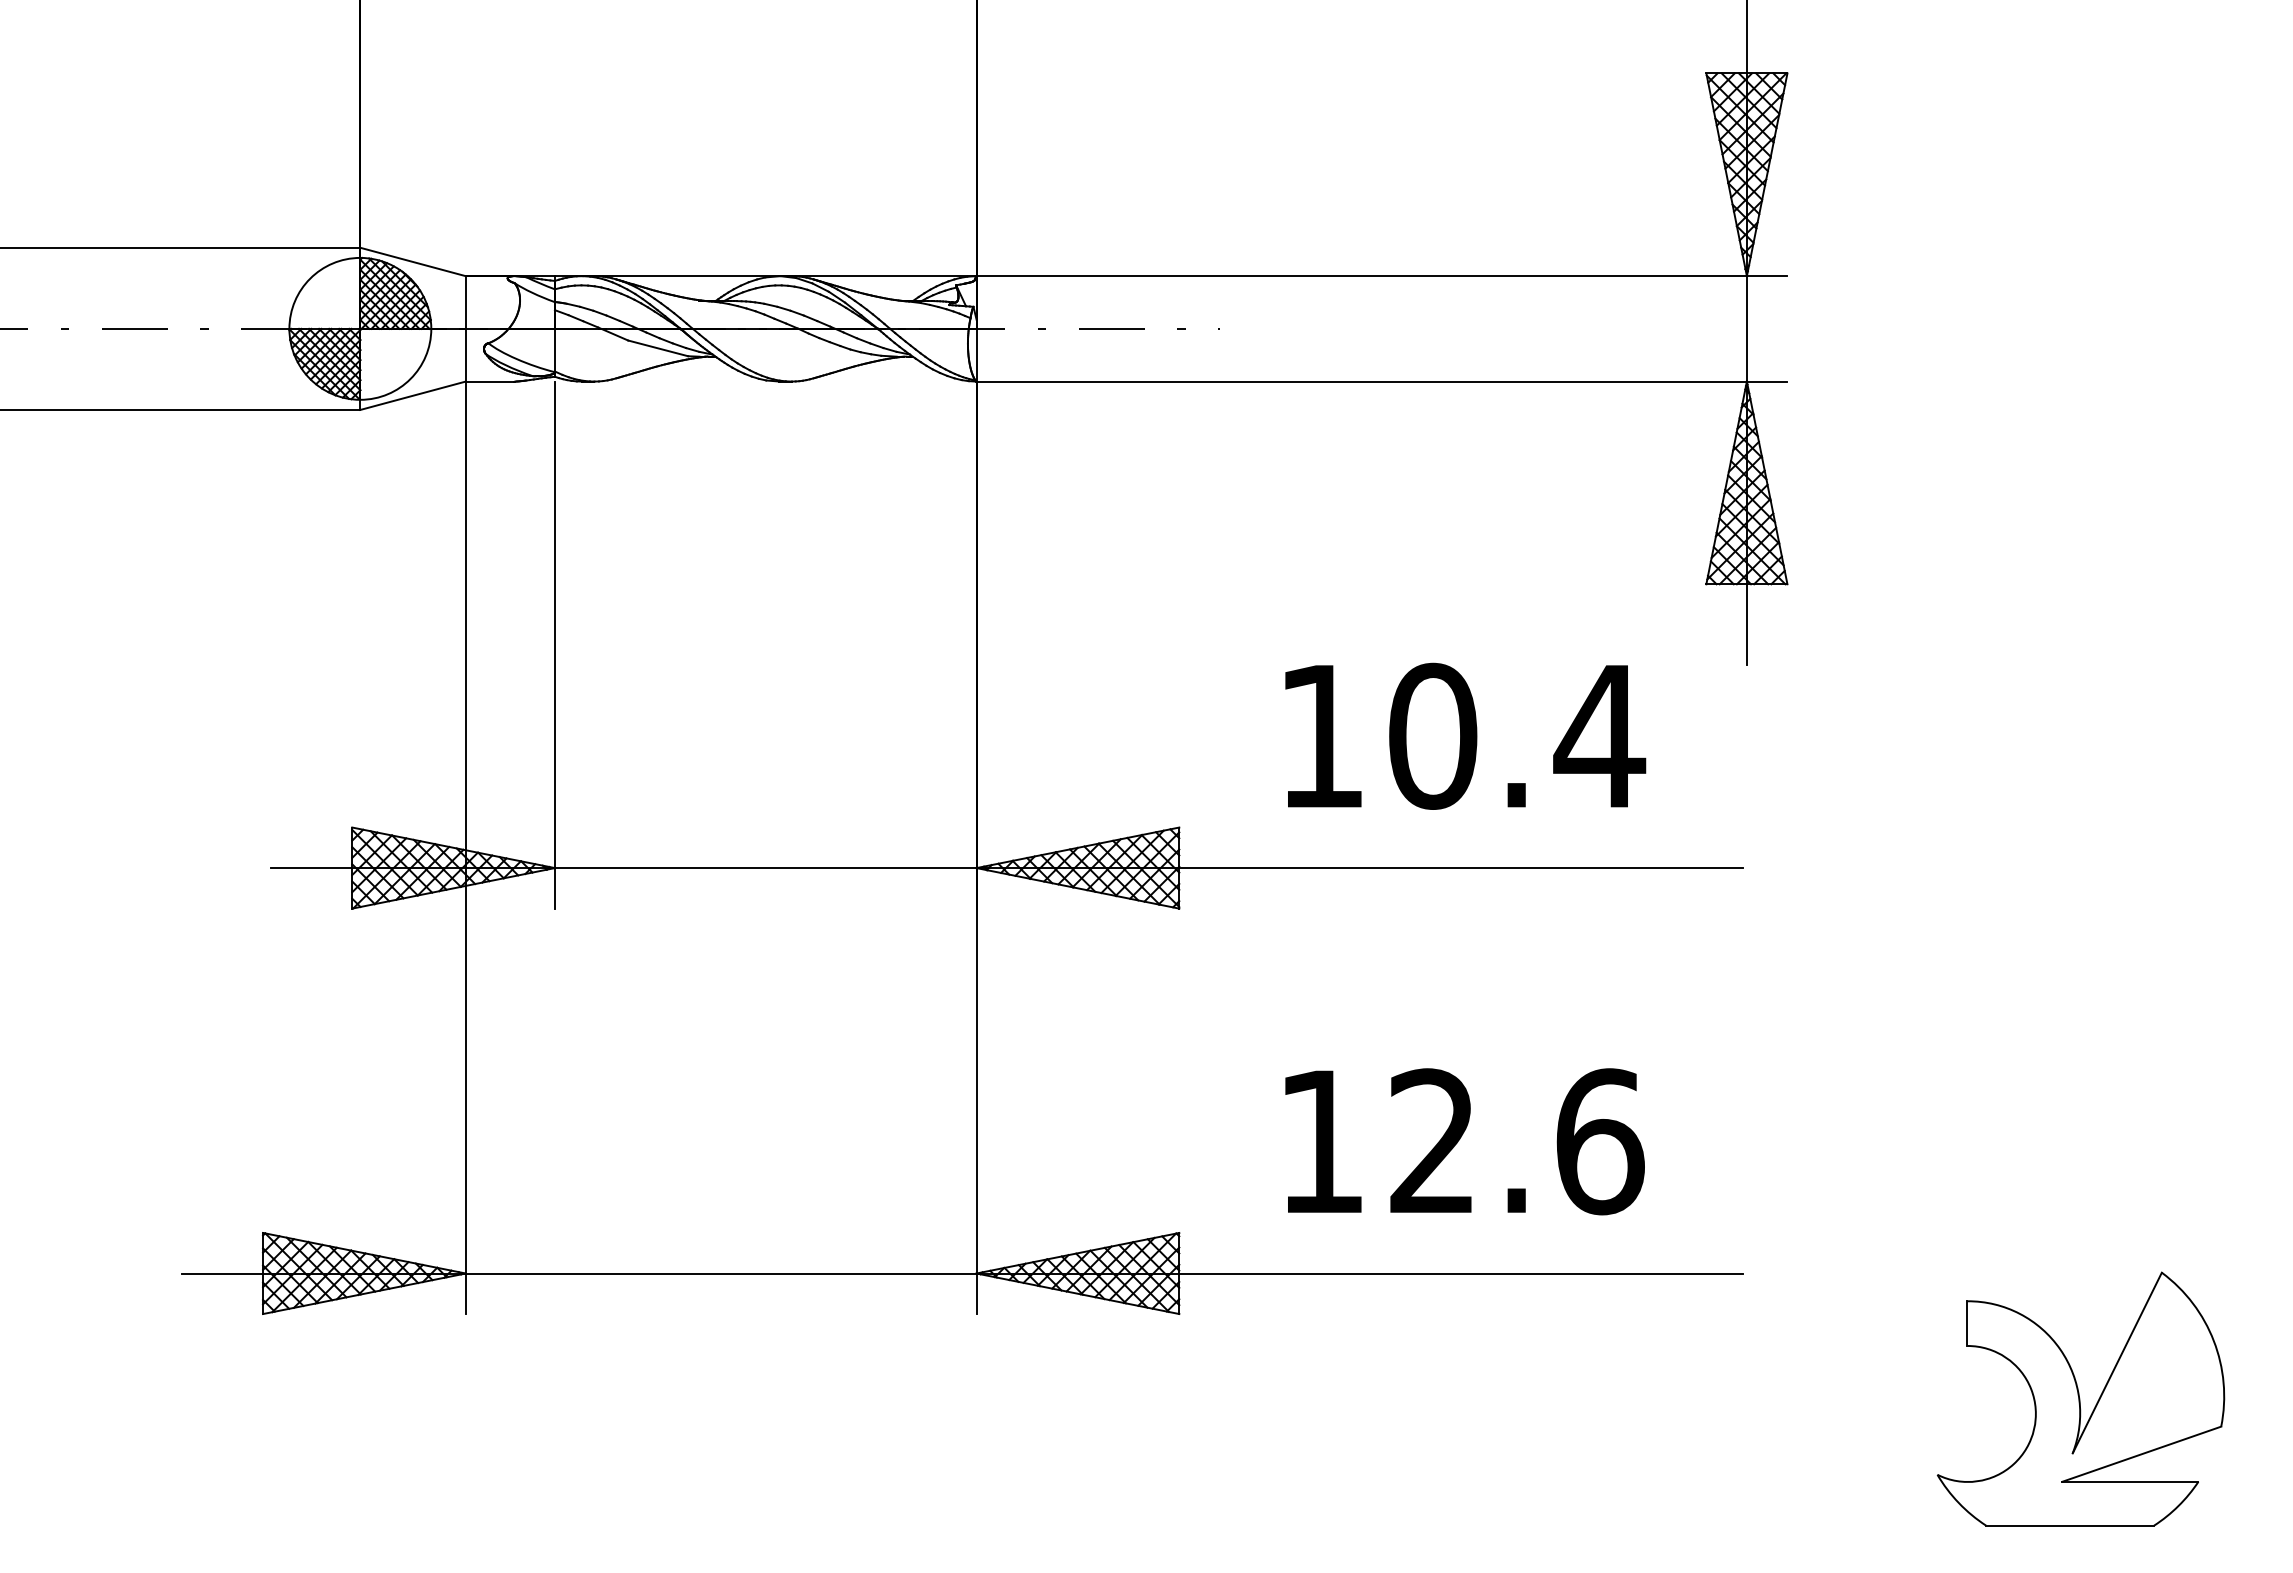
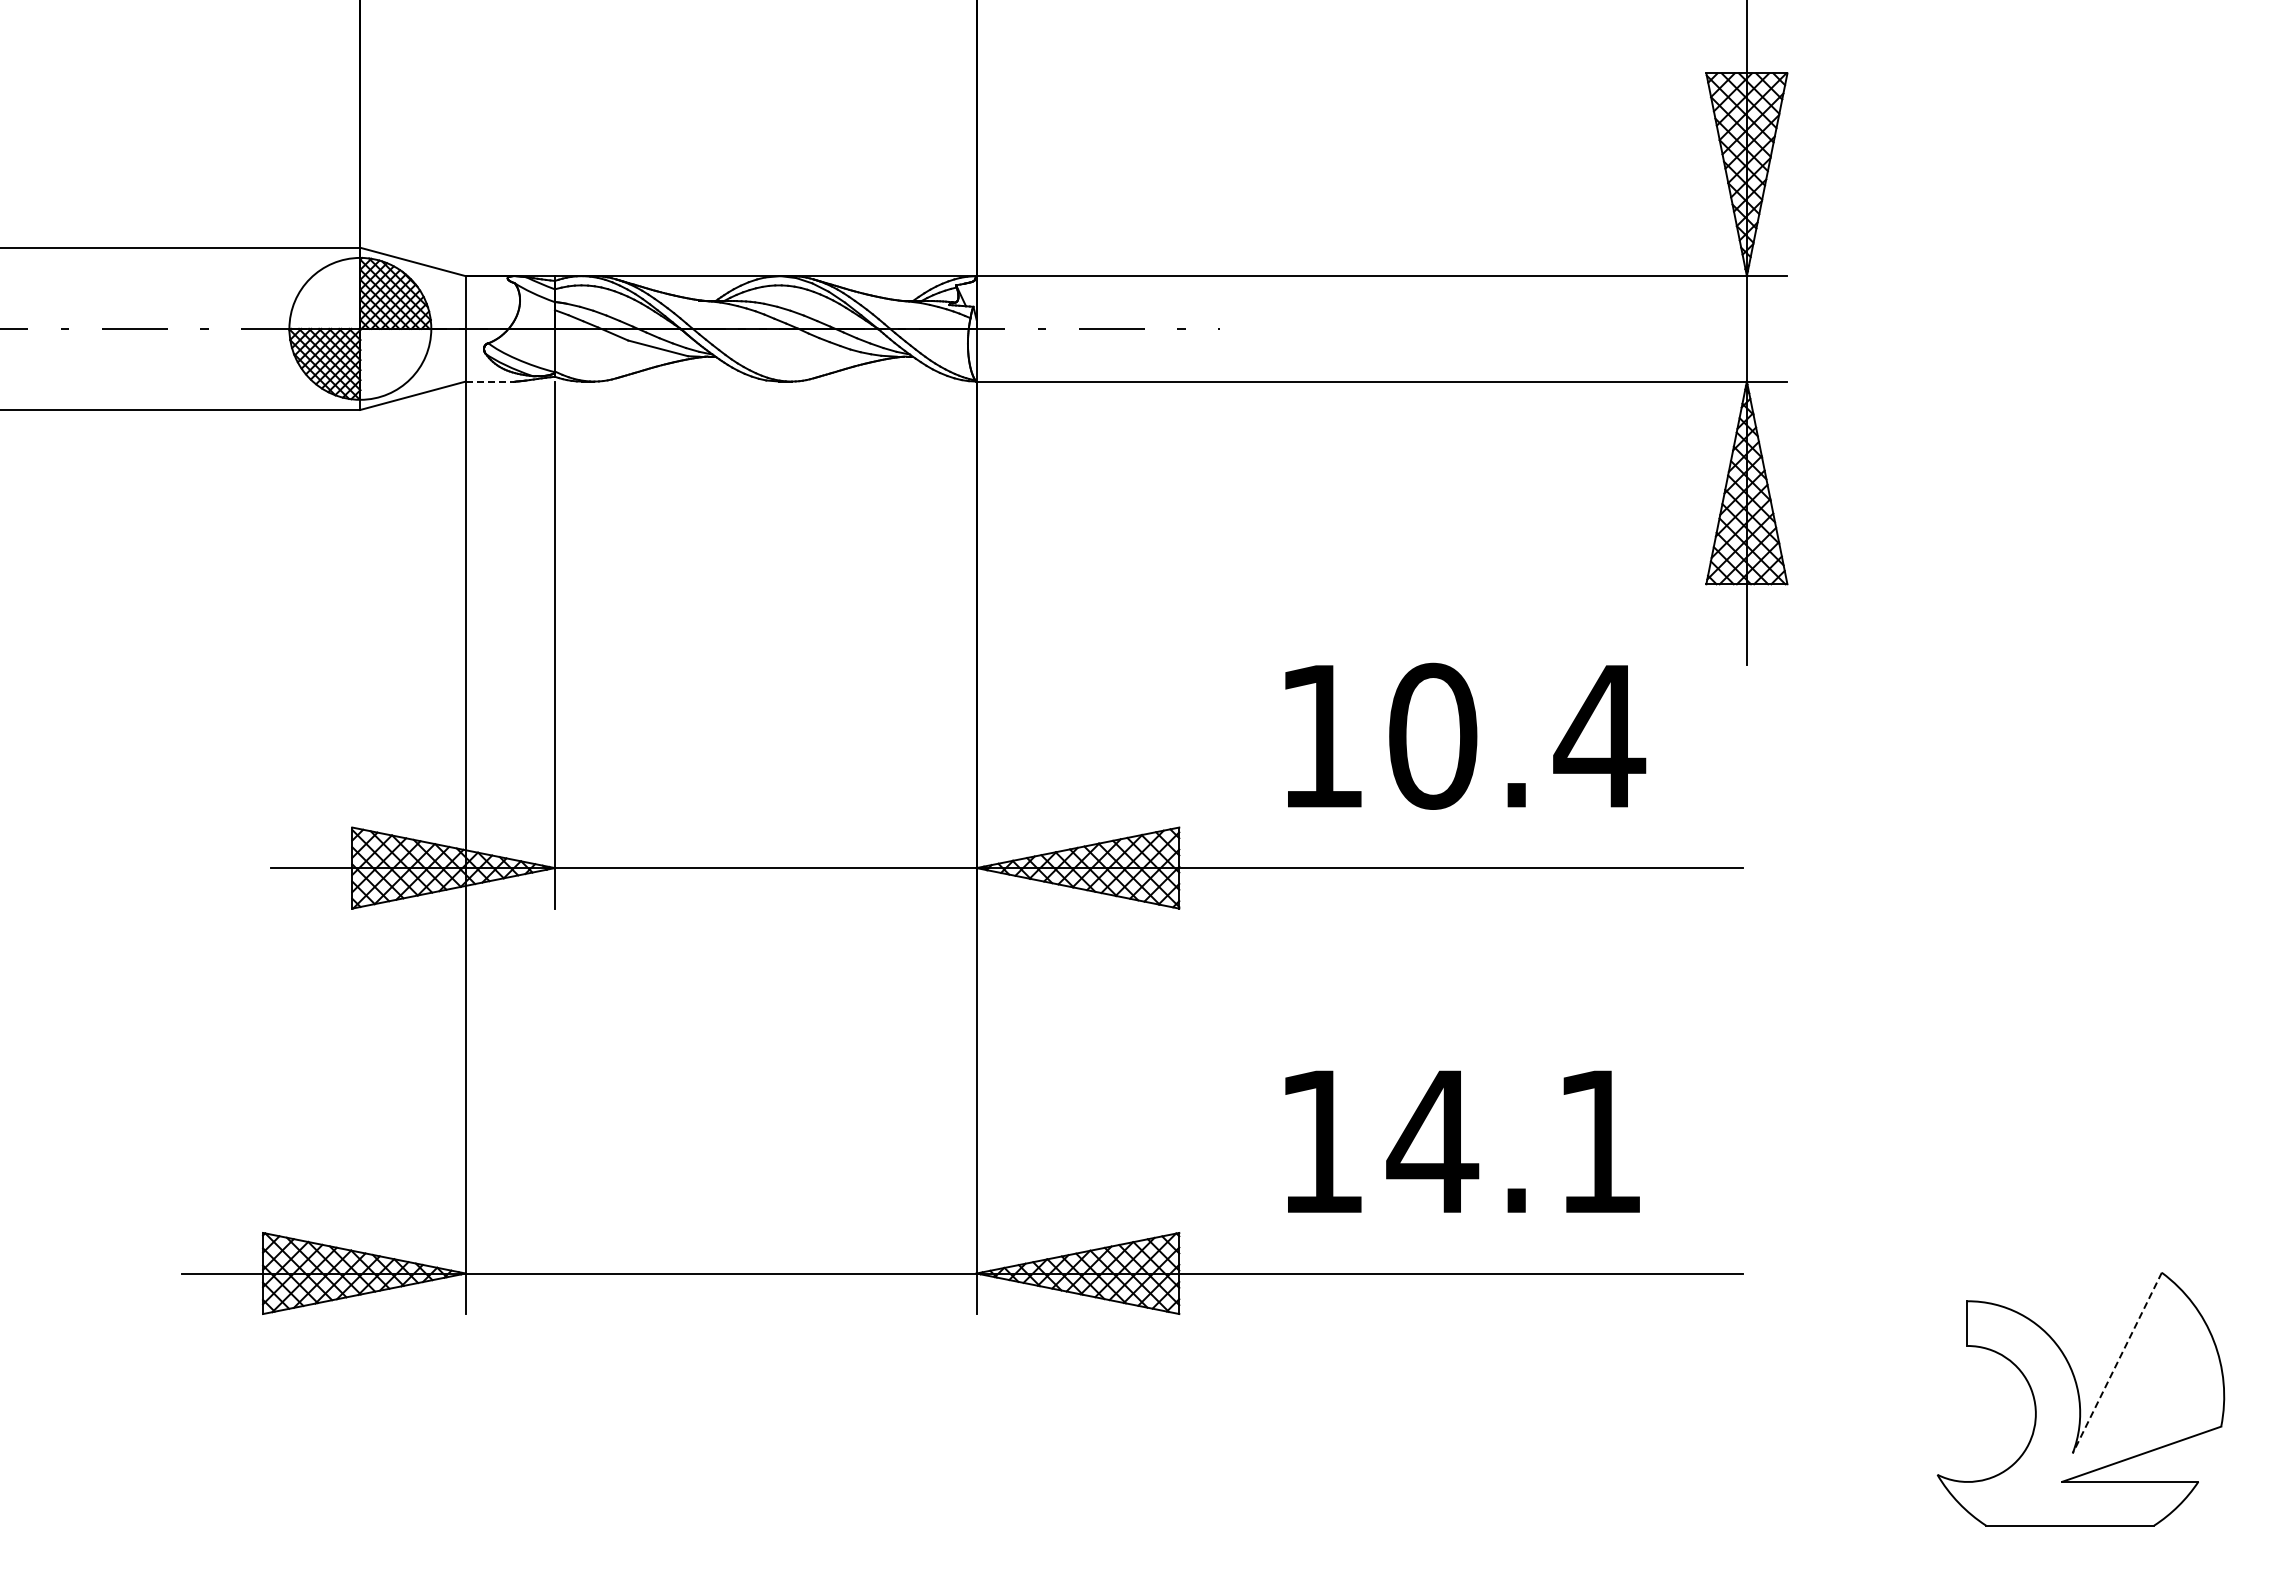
line: solid -> dashed (490, 381)
text: 12.6 -> 14.1 (1515, 1141)
line: solid -> dashed (2117, 1363)
